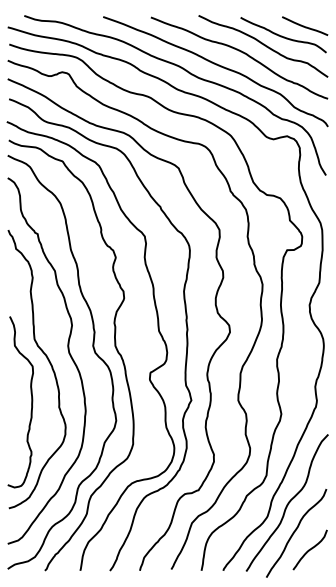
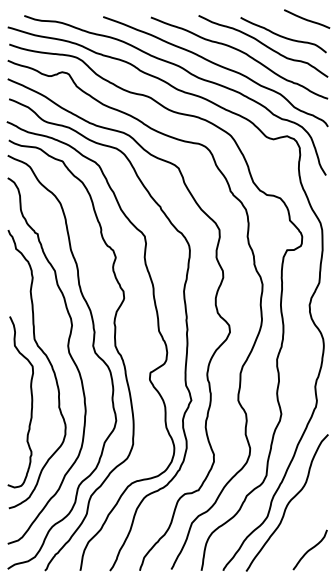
curve position: (304, 25) -> (306, 18) (306, 18)
curve: present -> none (295, 532)
